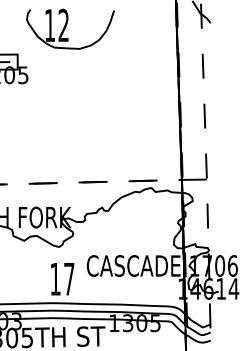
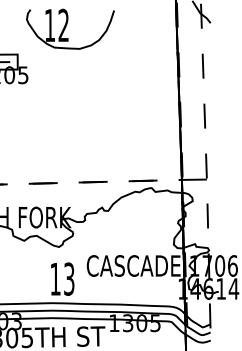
text: 17 -> 13 (69, 278)
